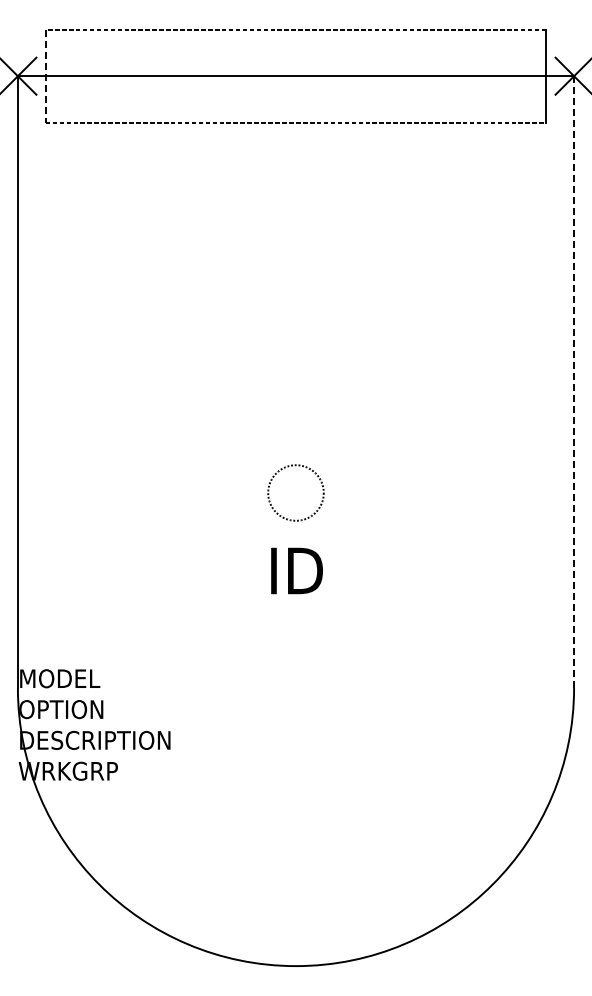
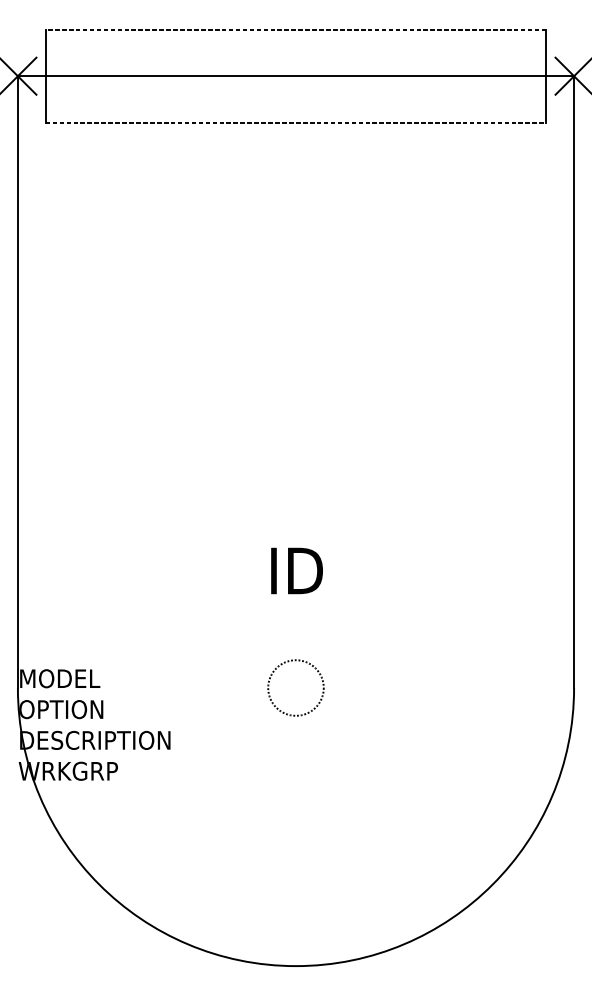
line: dashed -> solid (45, 76)
line: dashed -> solid (574, 382)
circle position: (295, 492) -> (295, 687) (295, 687)
